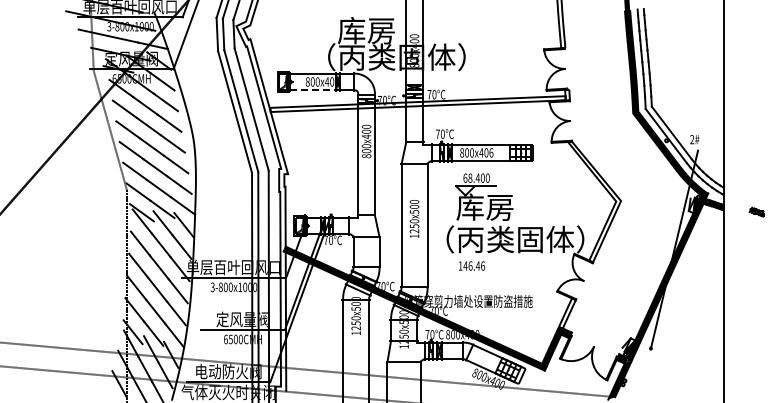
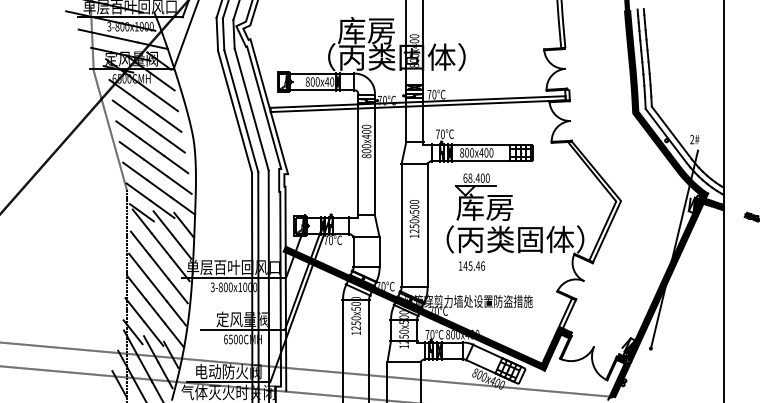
line: dashed -> solid (313, 90)
text: 800x406 -> 800x400 (491, 152)
part position: (756, 211) -> (751, 216) (751, 216)
text: 146.46 -> 145.46 (470, 265)
